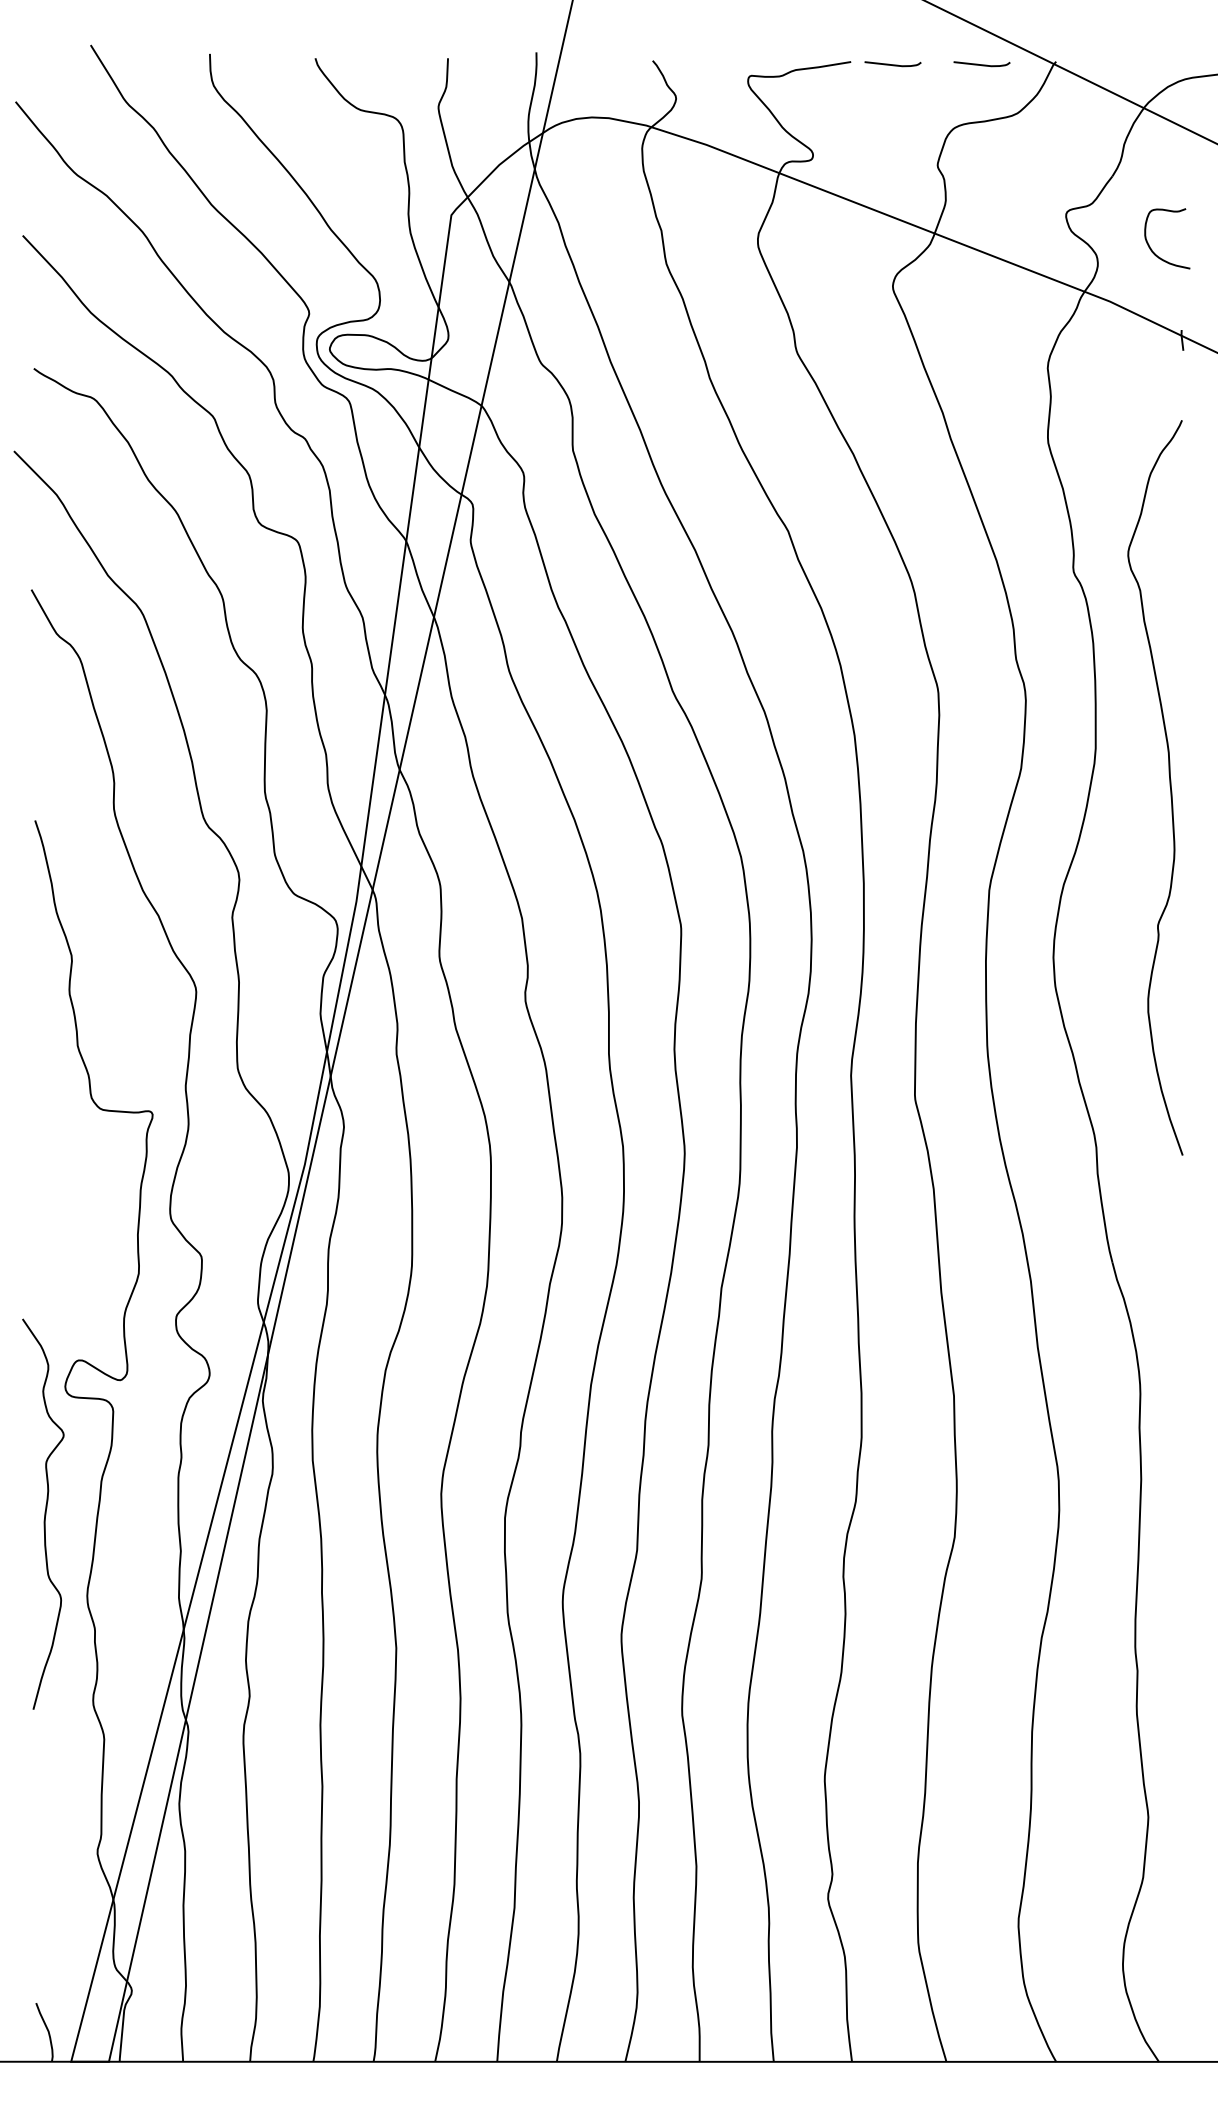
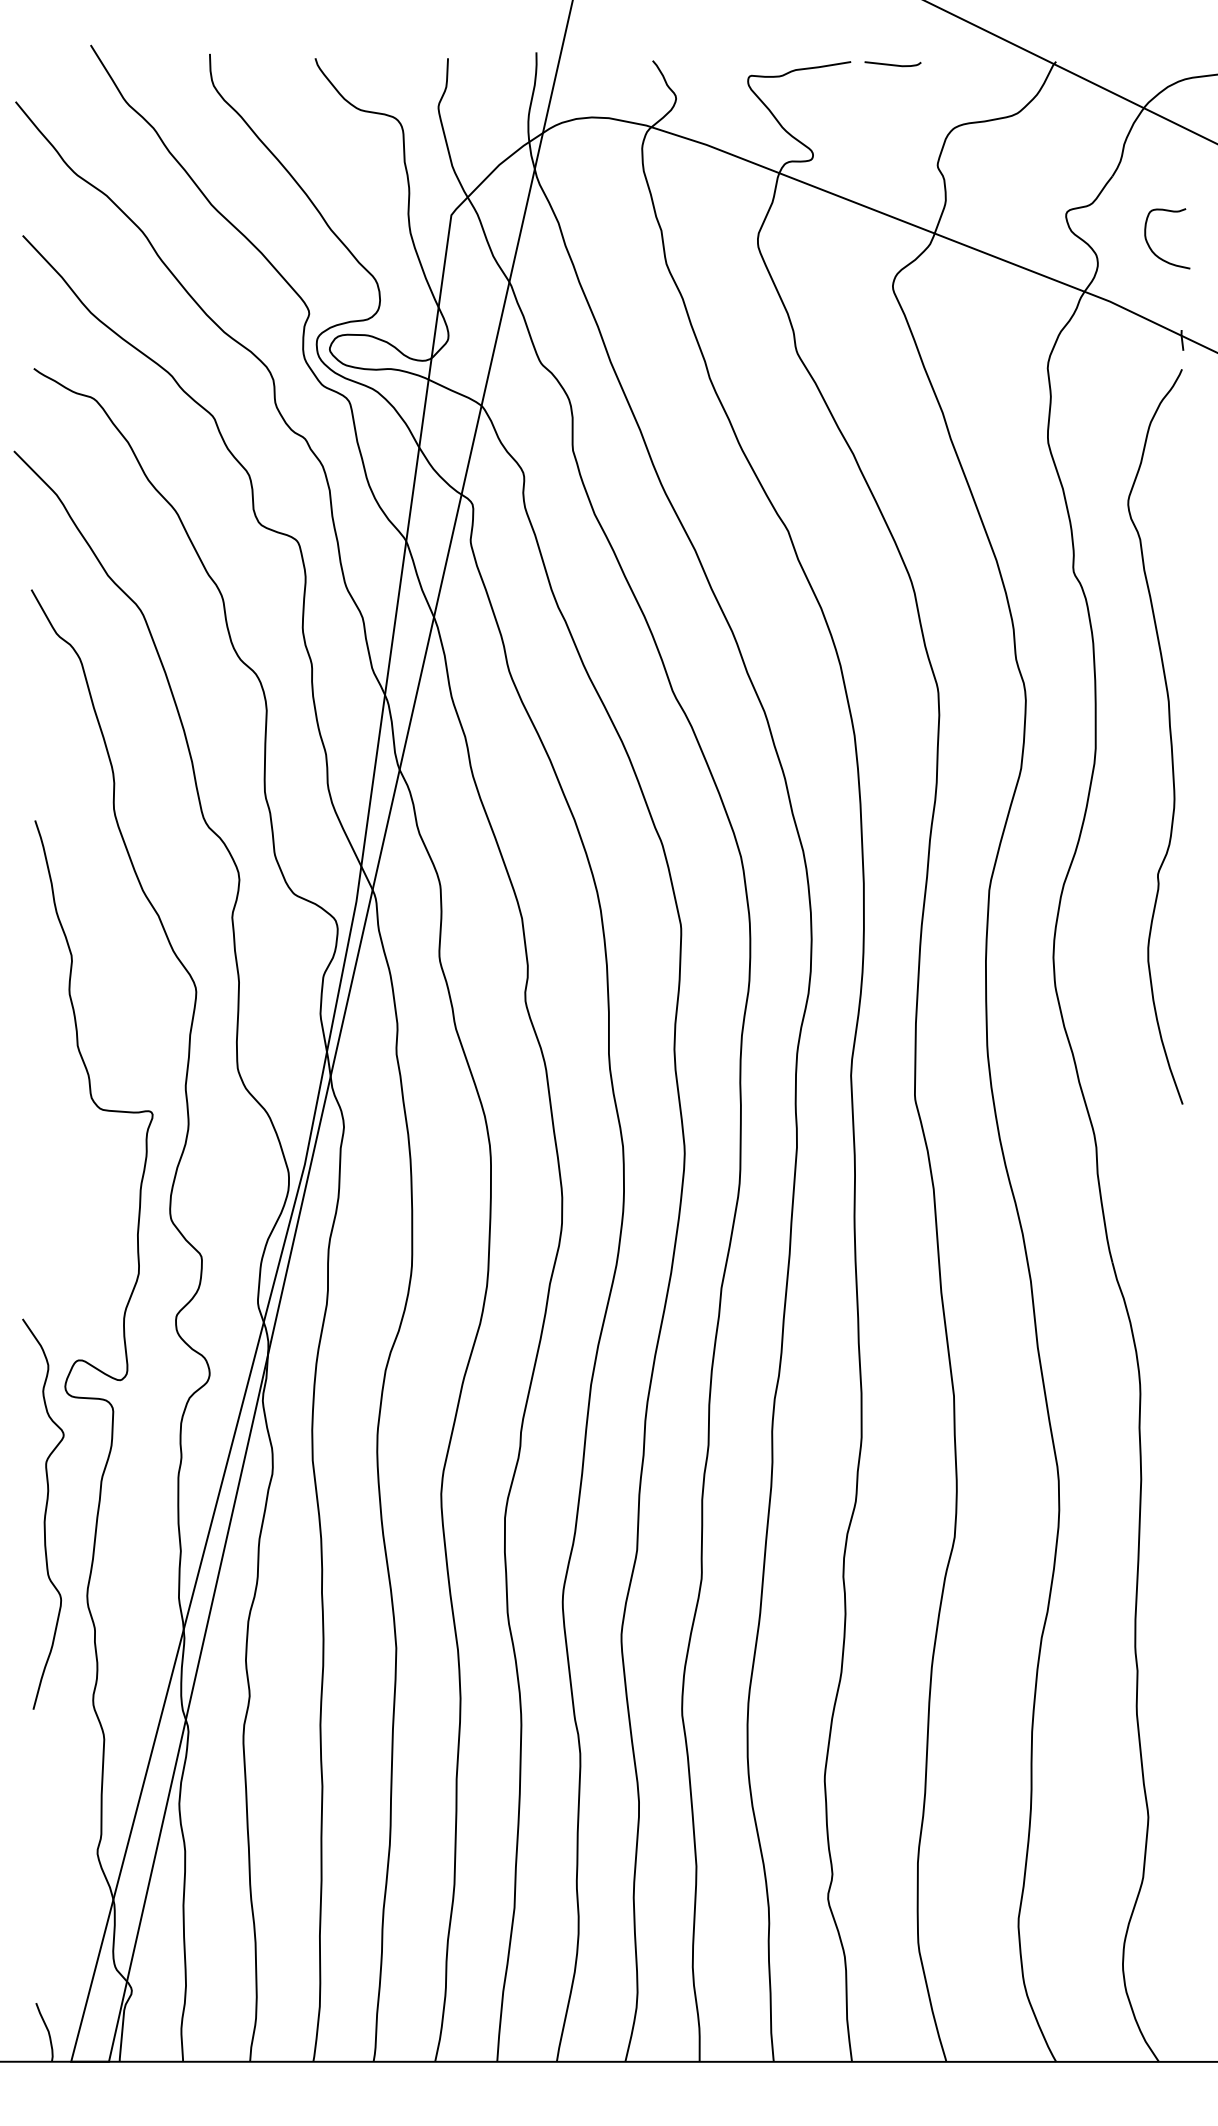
curve: present -> none (981, 64)
curve position: (1169, 786) -> (1169, 735) (1169, 735)
